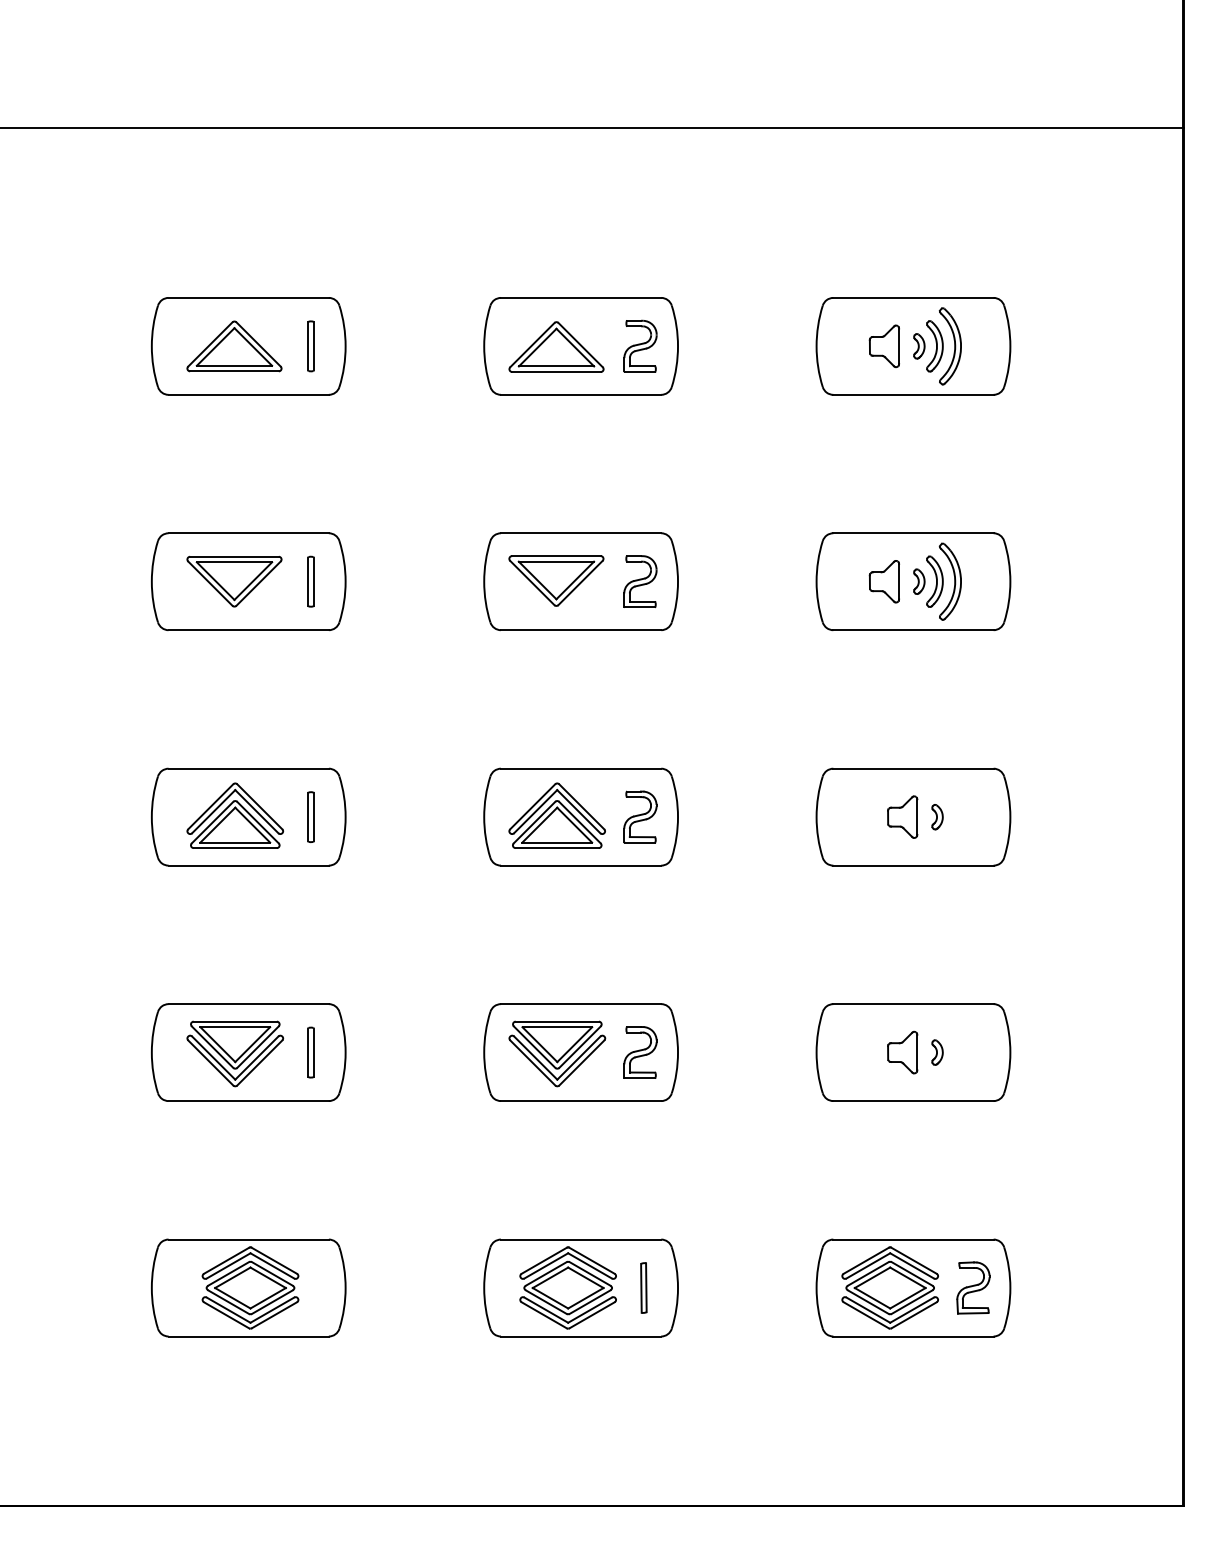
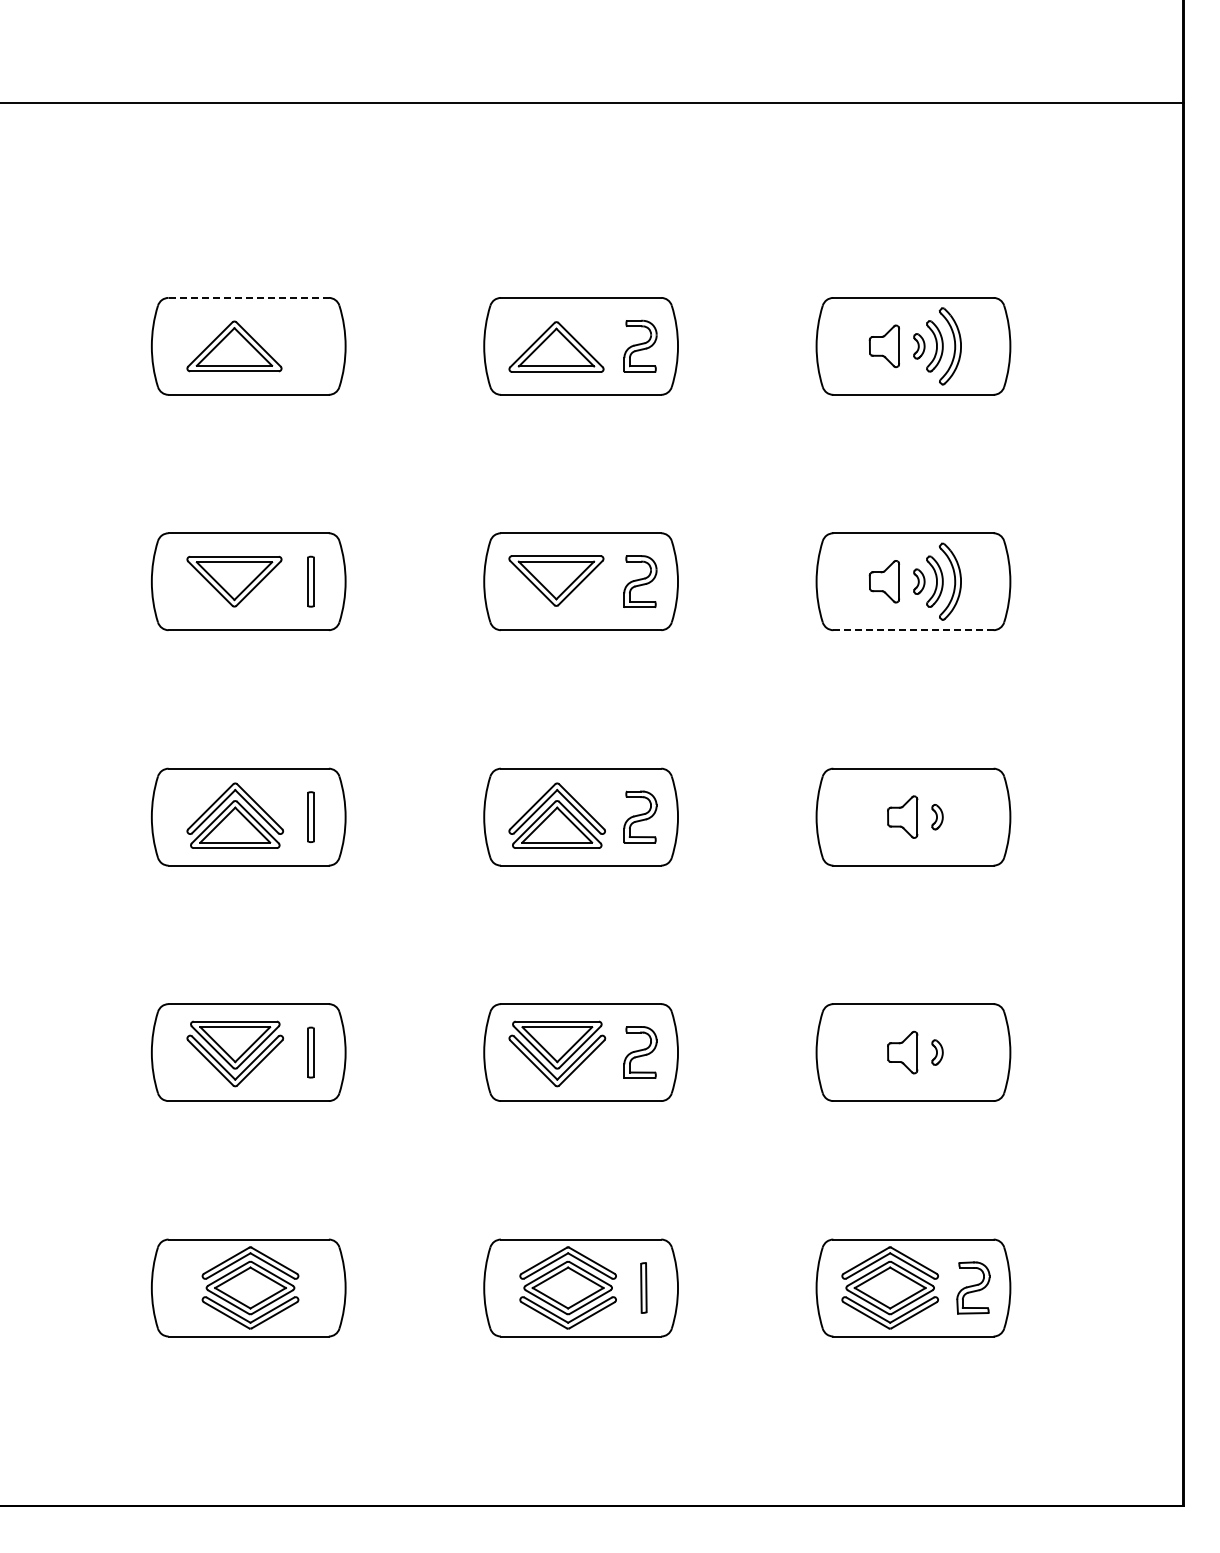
line position: (592, 128) -> (592, 103) (592, 103)
line: solid -> dashed (249, 297)
part: present -> none (310, 346)
line: solid -> dashed (913, 630)
